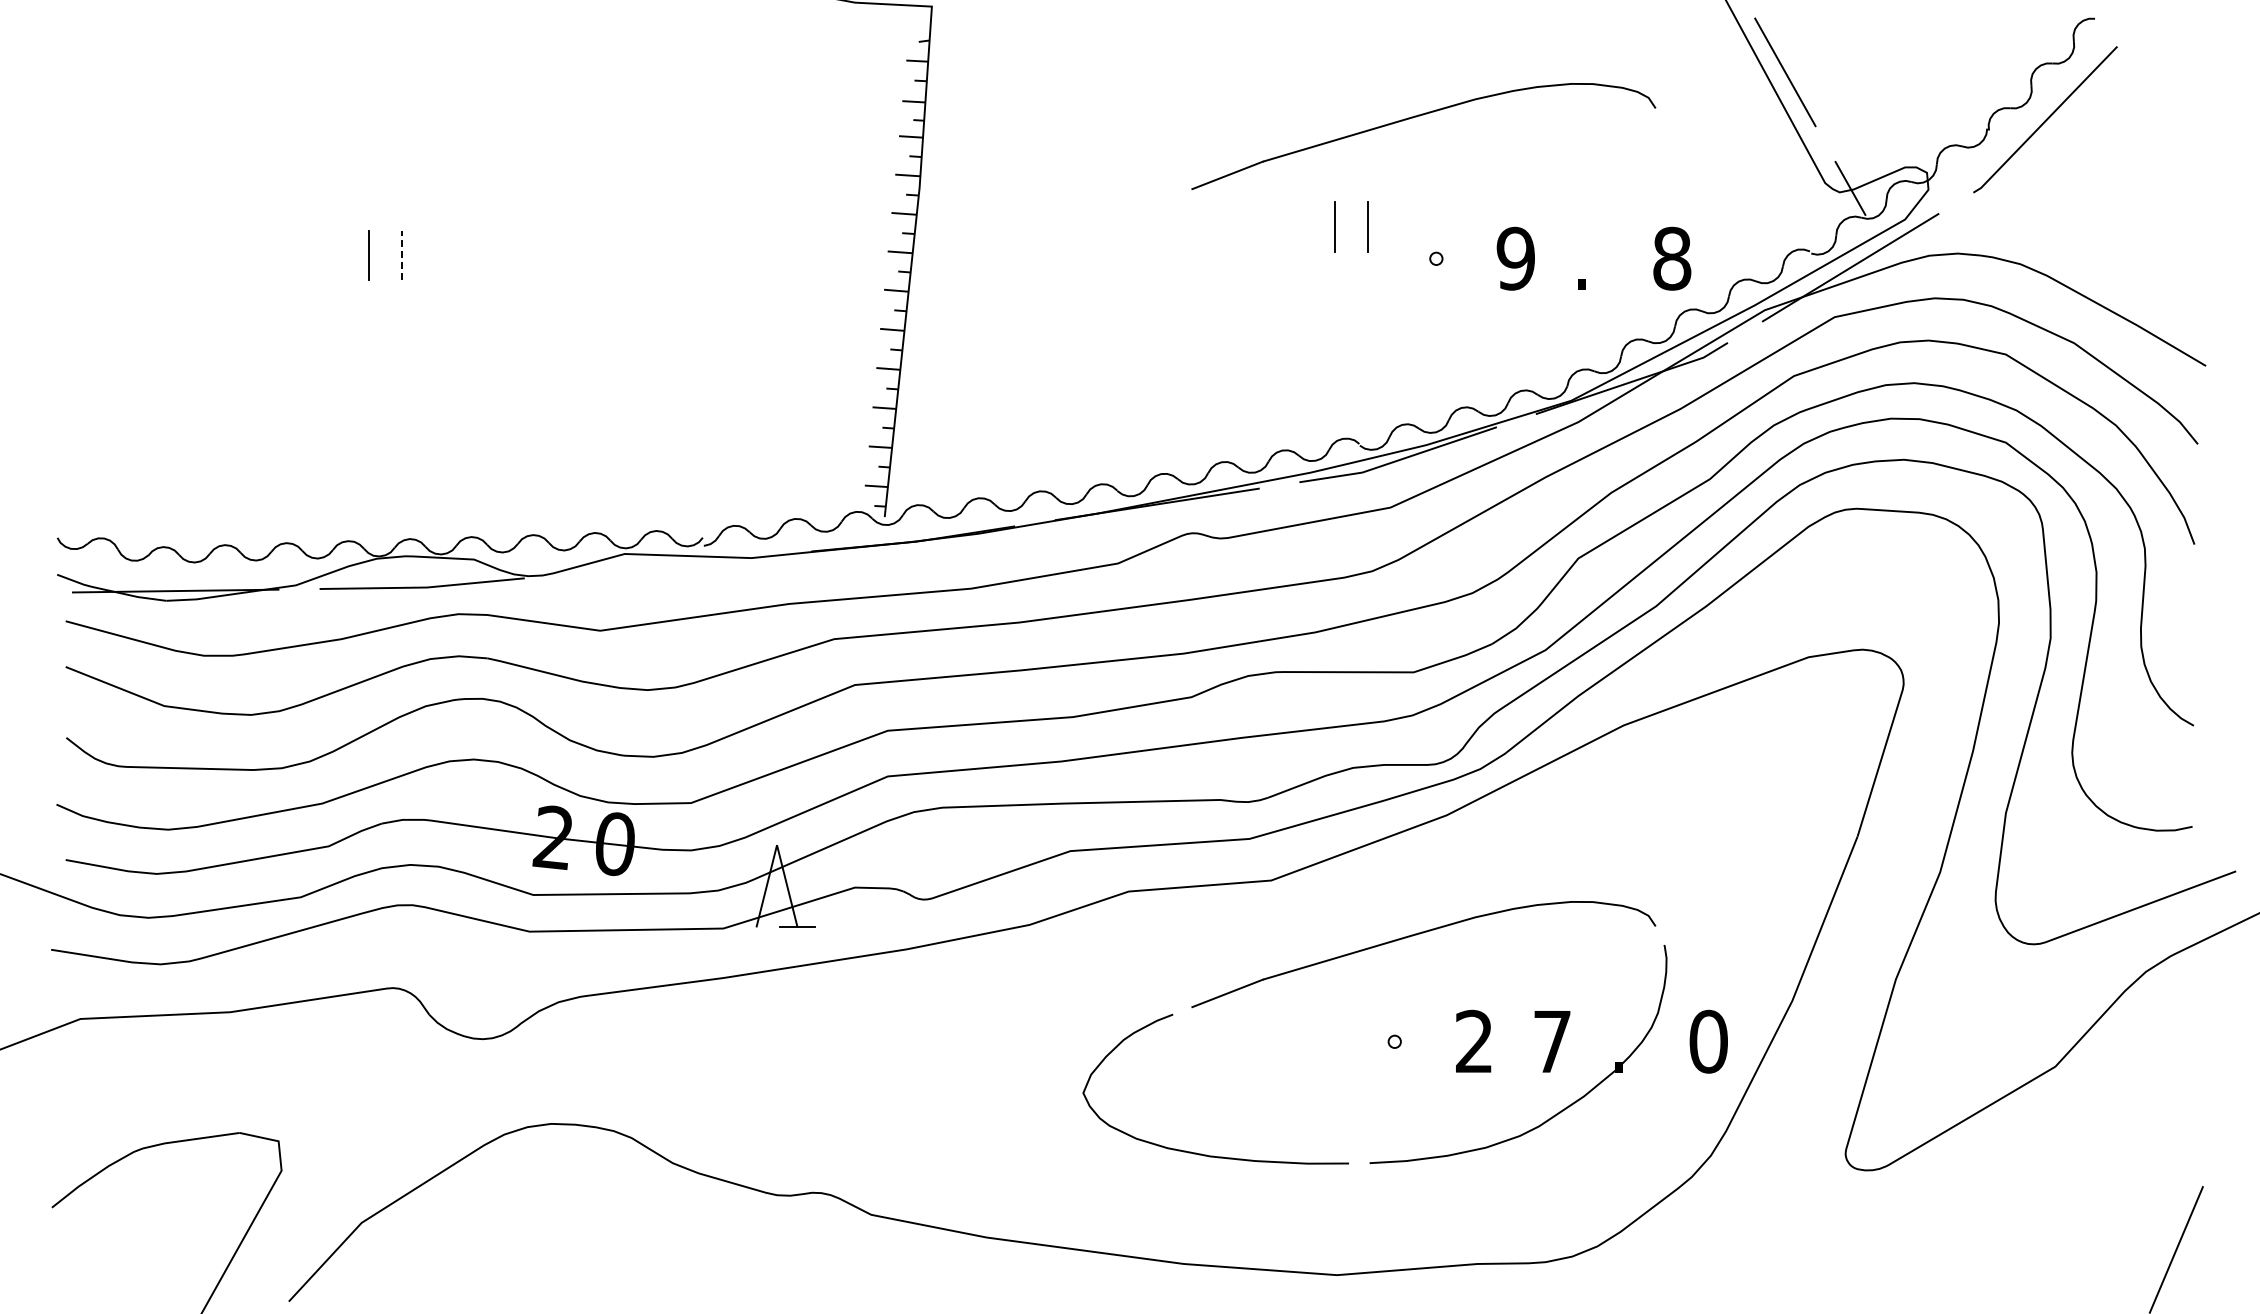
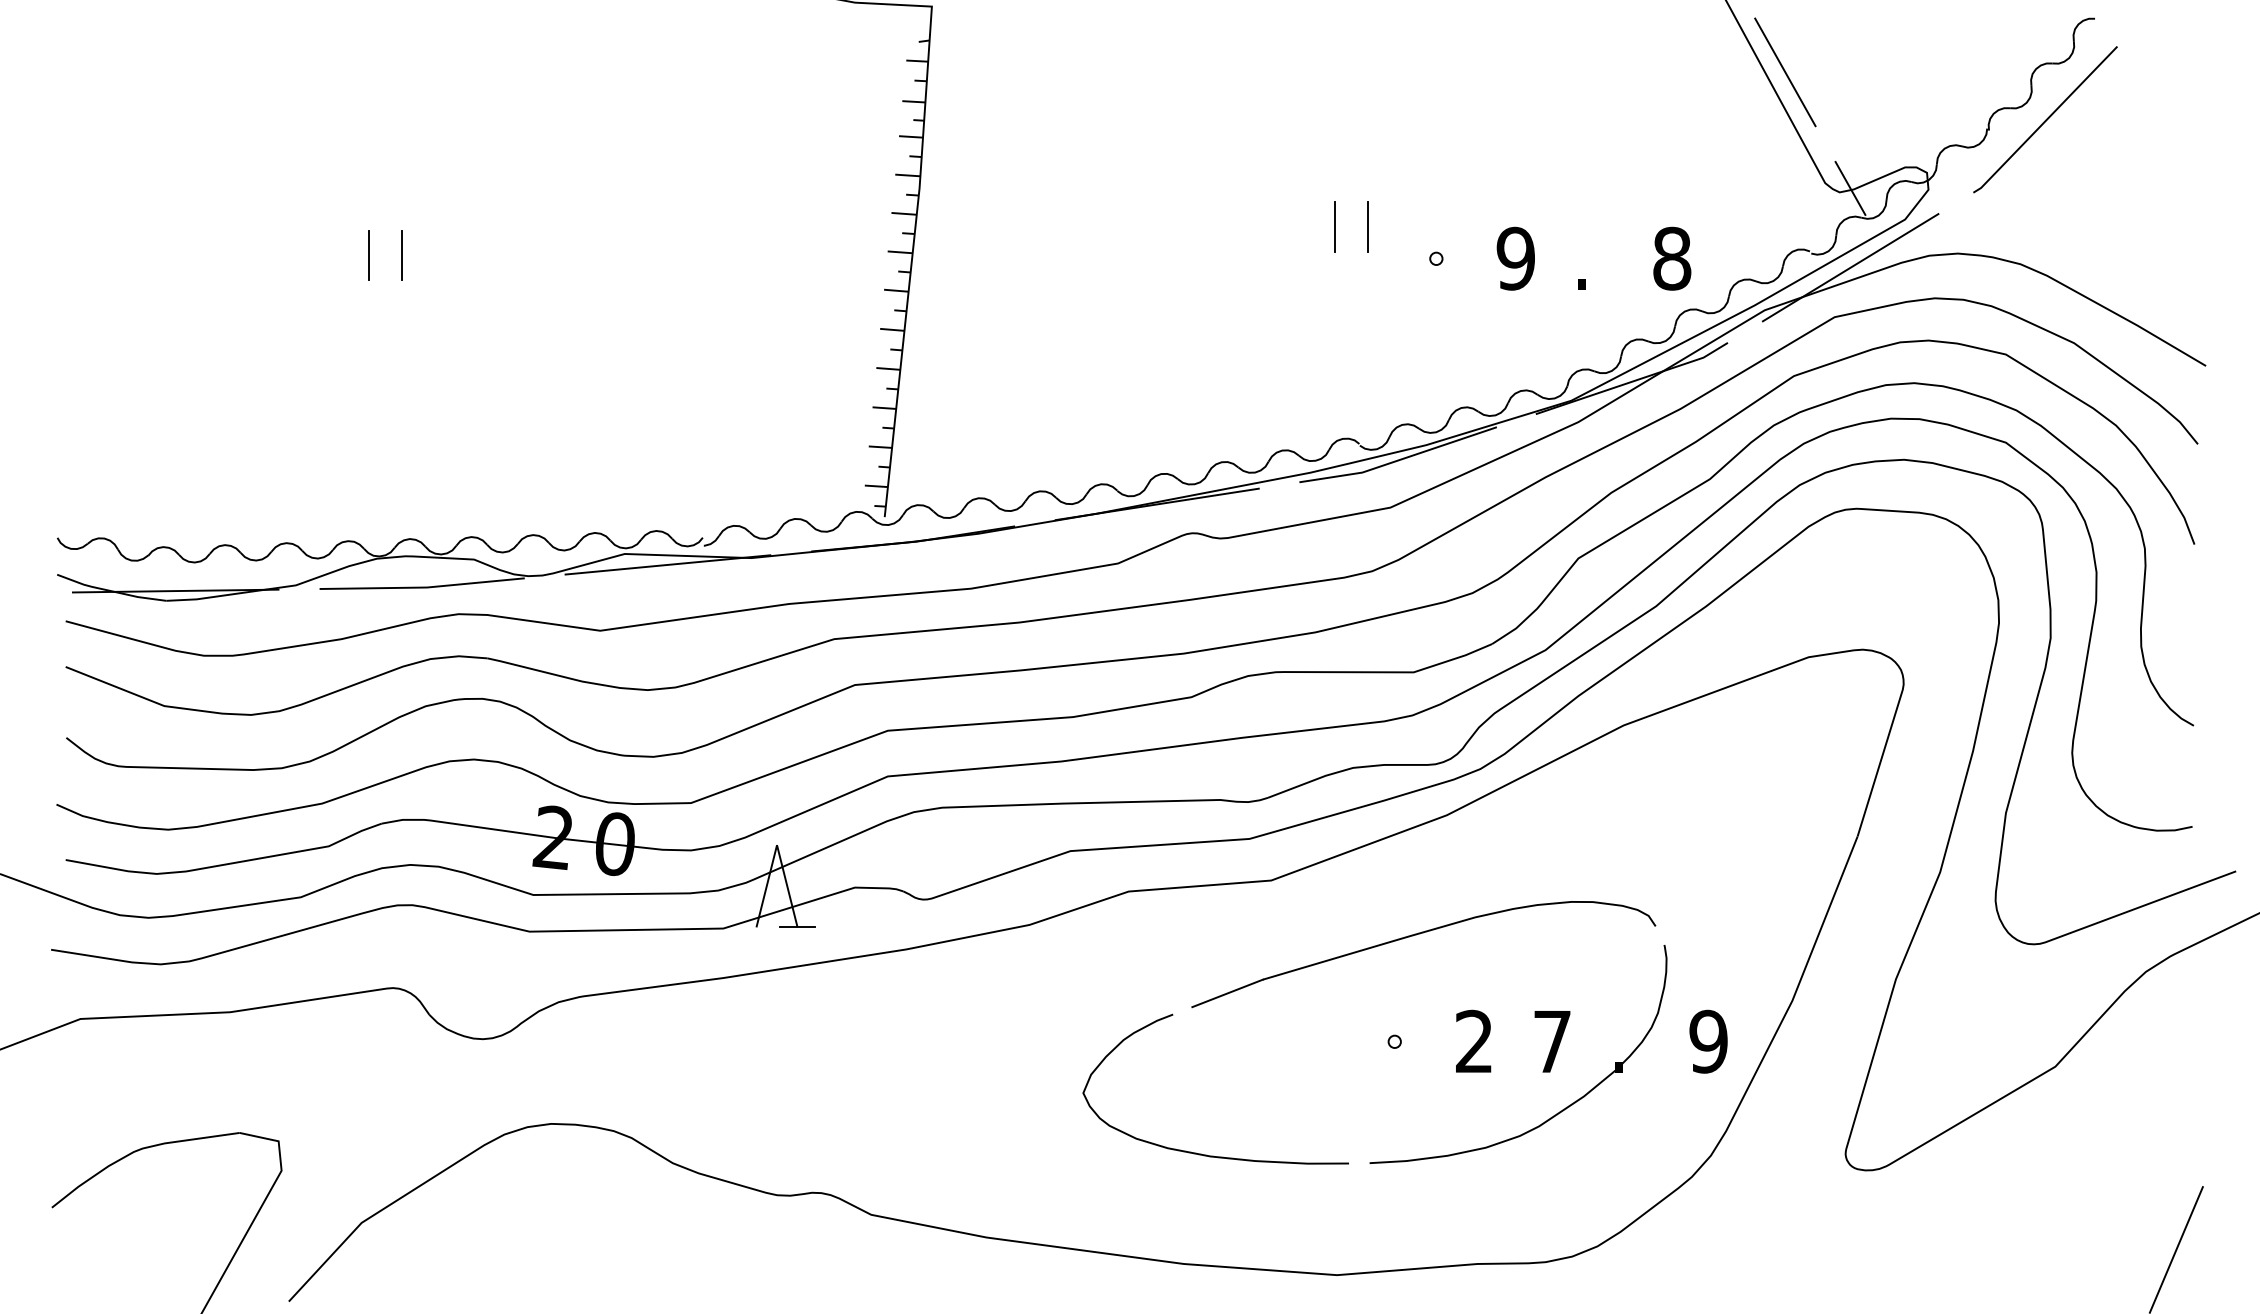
part: present -> none (1420, 116)
line: dashed -> solid (401, 255)
line: none -> present (667, 564)
text: 0 -> 9 (1708, 1041)
